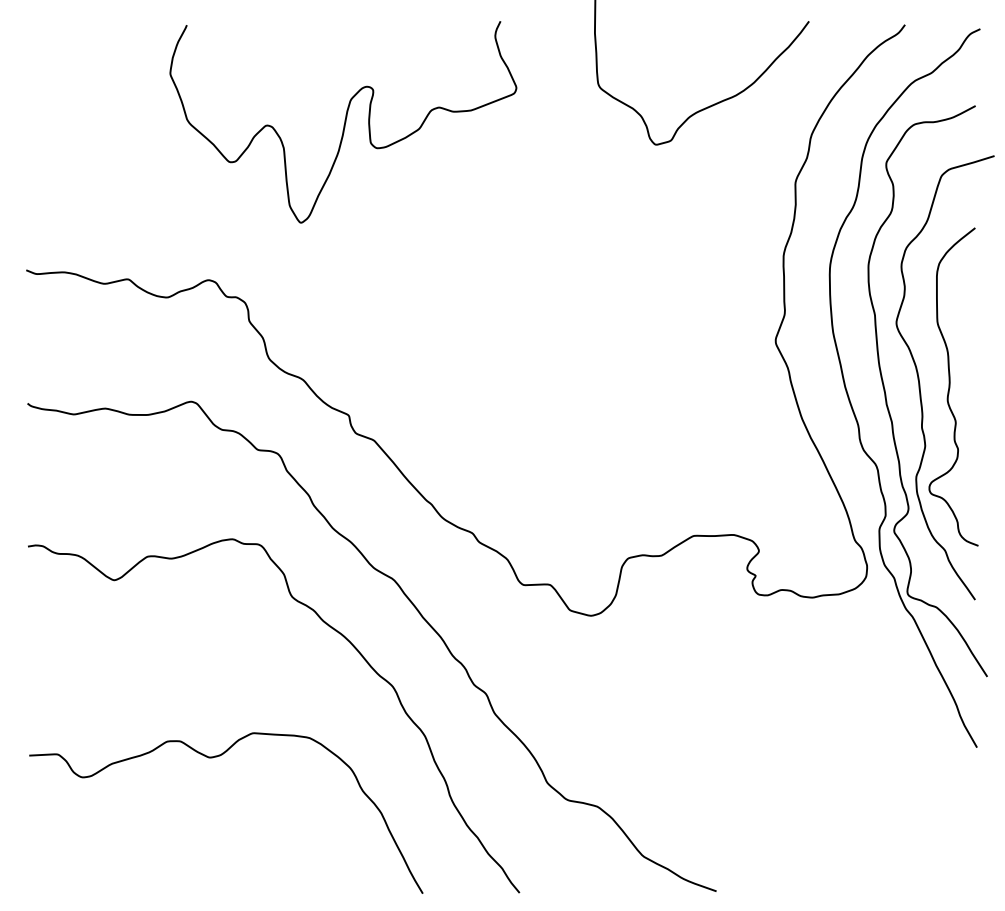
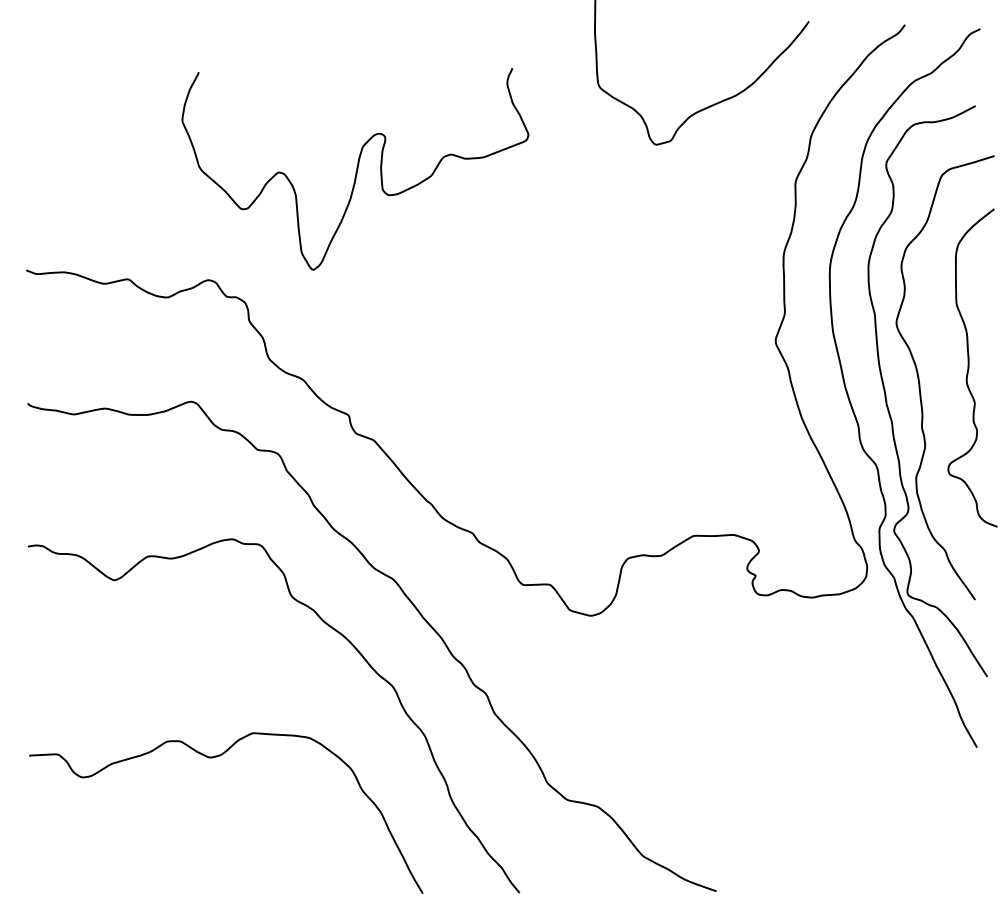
curve position: (344, 122) -> (356, 169) (356, 169)
curve position: (950, 386) -> (969, 367) (969, 367)
